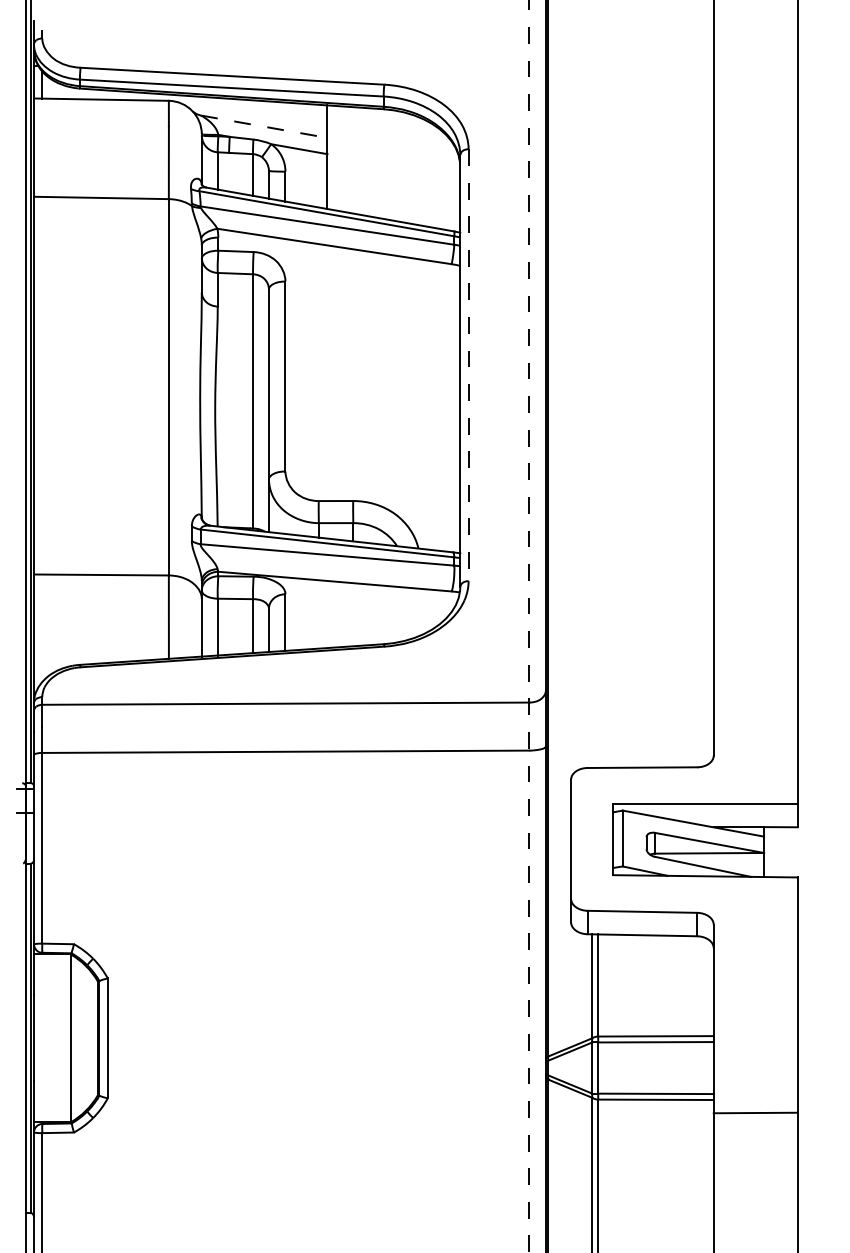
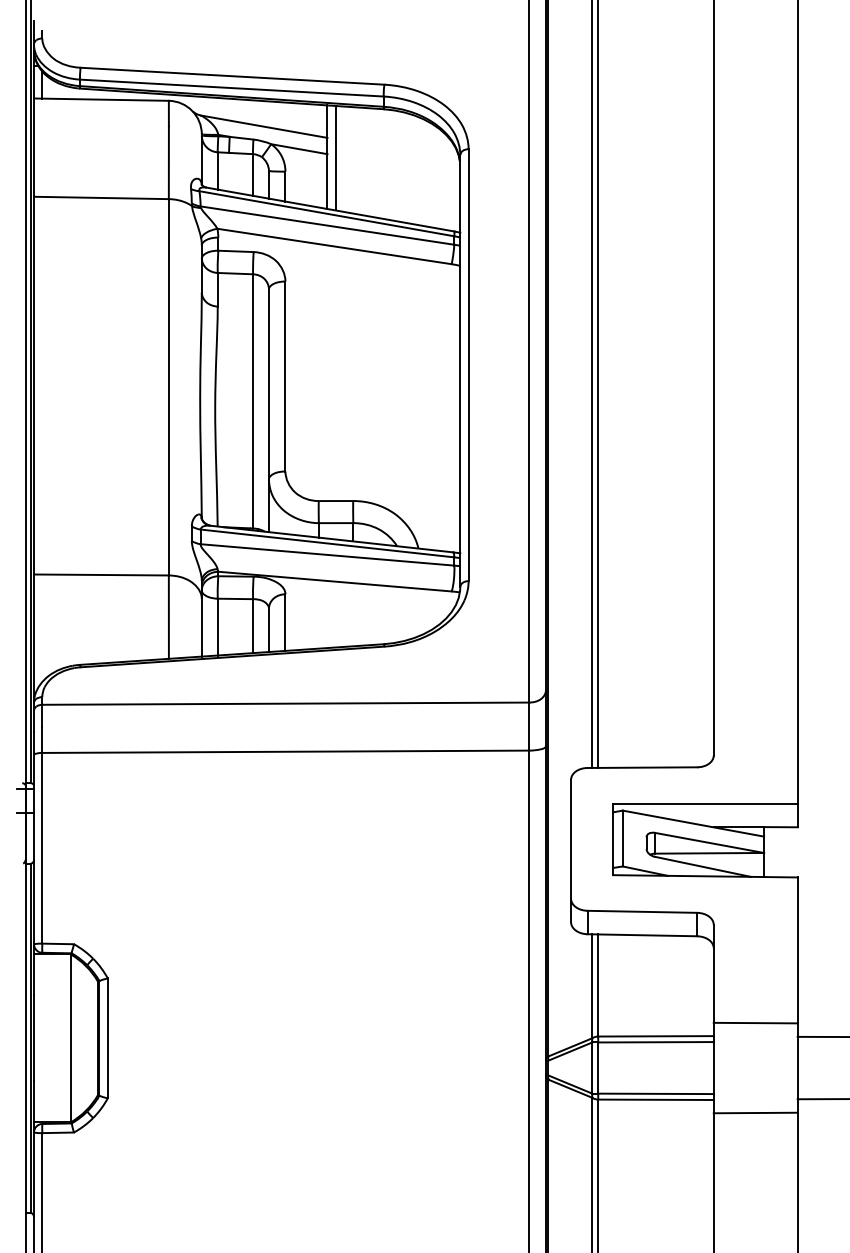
line: dashed -> solid (264, 126)
line: none -> present (335, 157)
line: dashed -> solid (468, 365)
line: none -> present (592, 384)
line: none -> present (598, 384)
line: dashed -> solid (529, 626)
line: none -> present (755, 1022)
line: none -> present (821, 1036)
line: none -> present (821, 1099)
